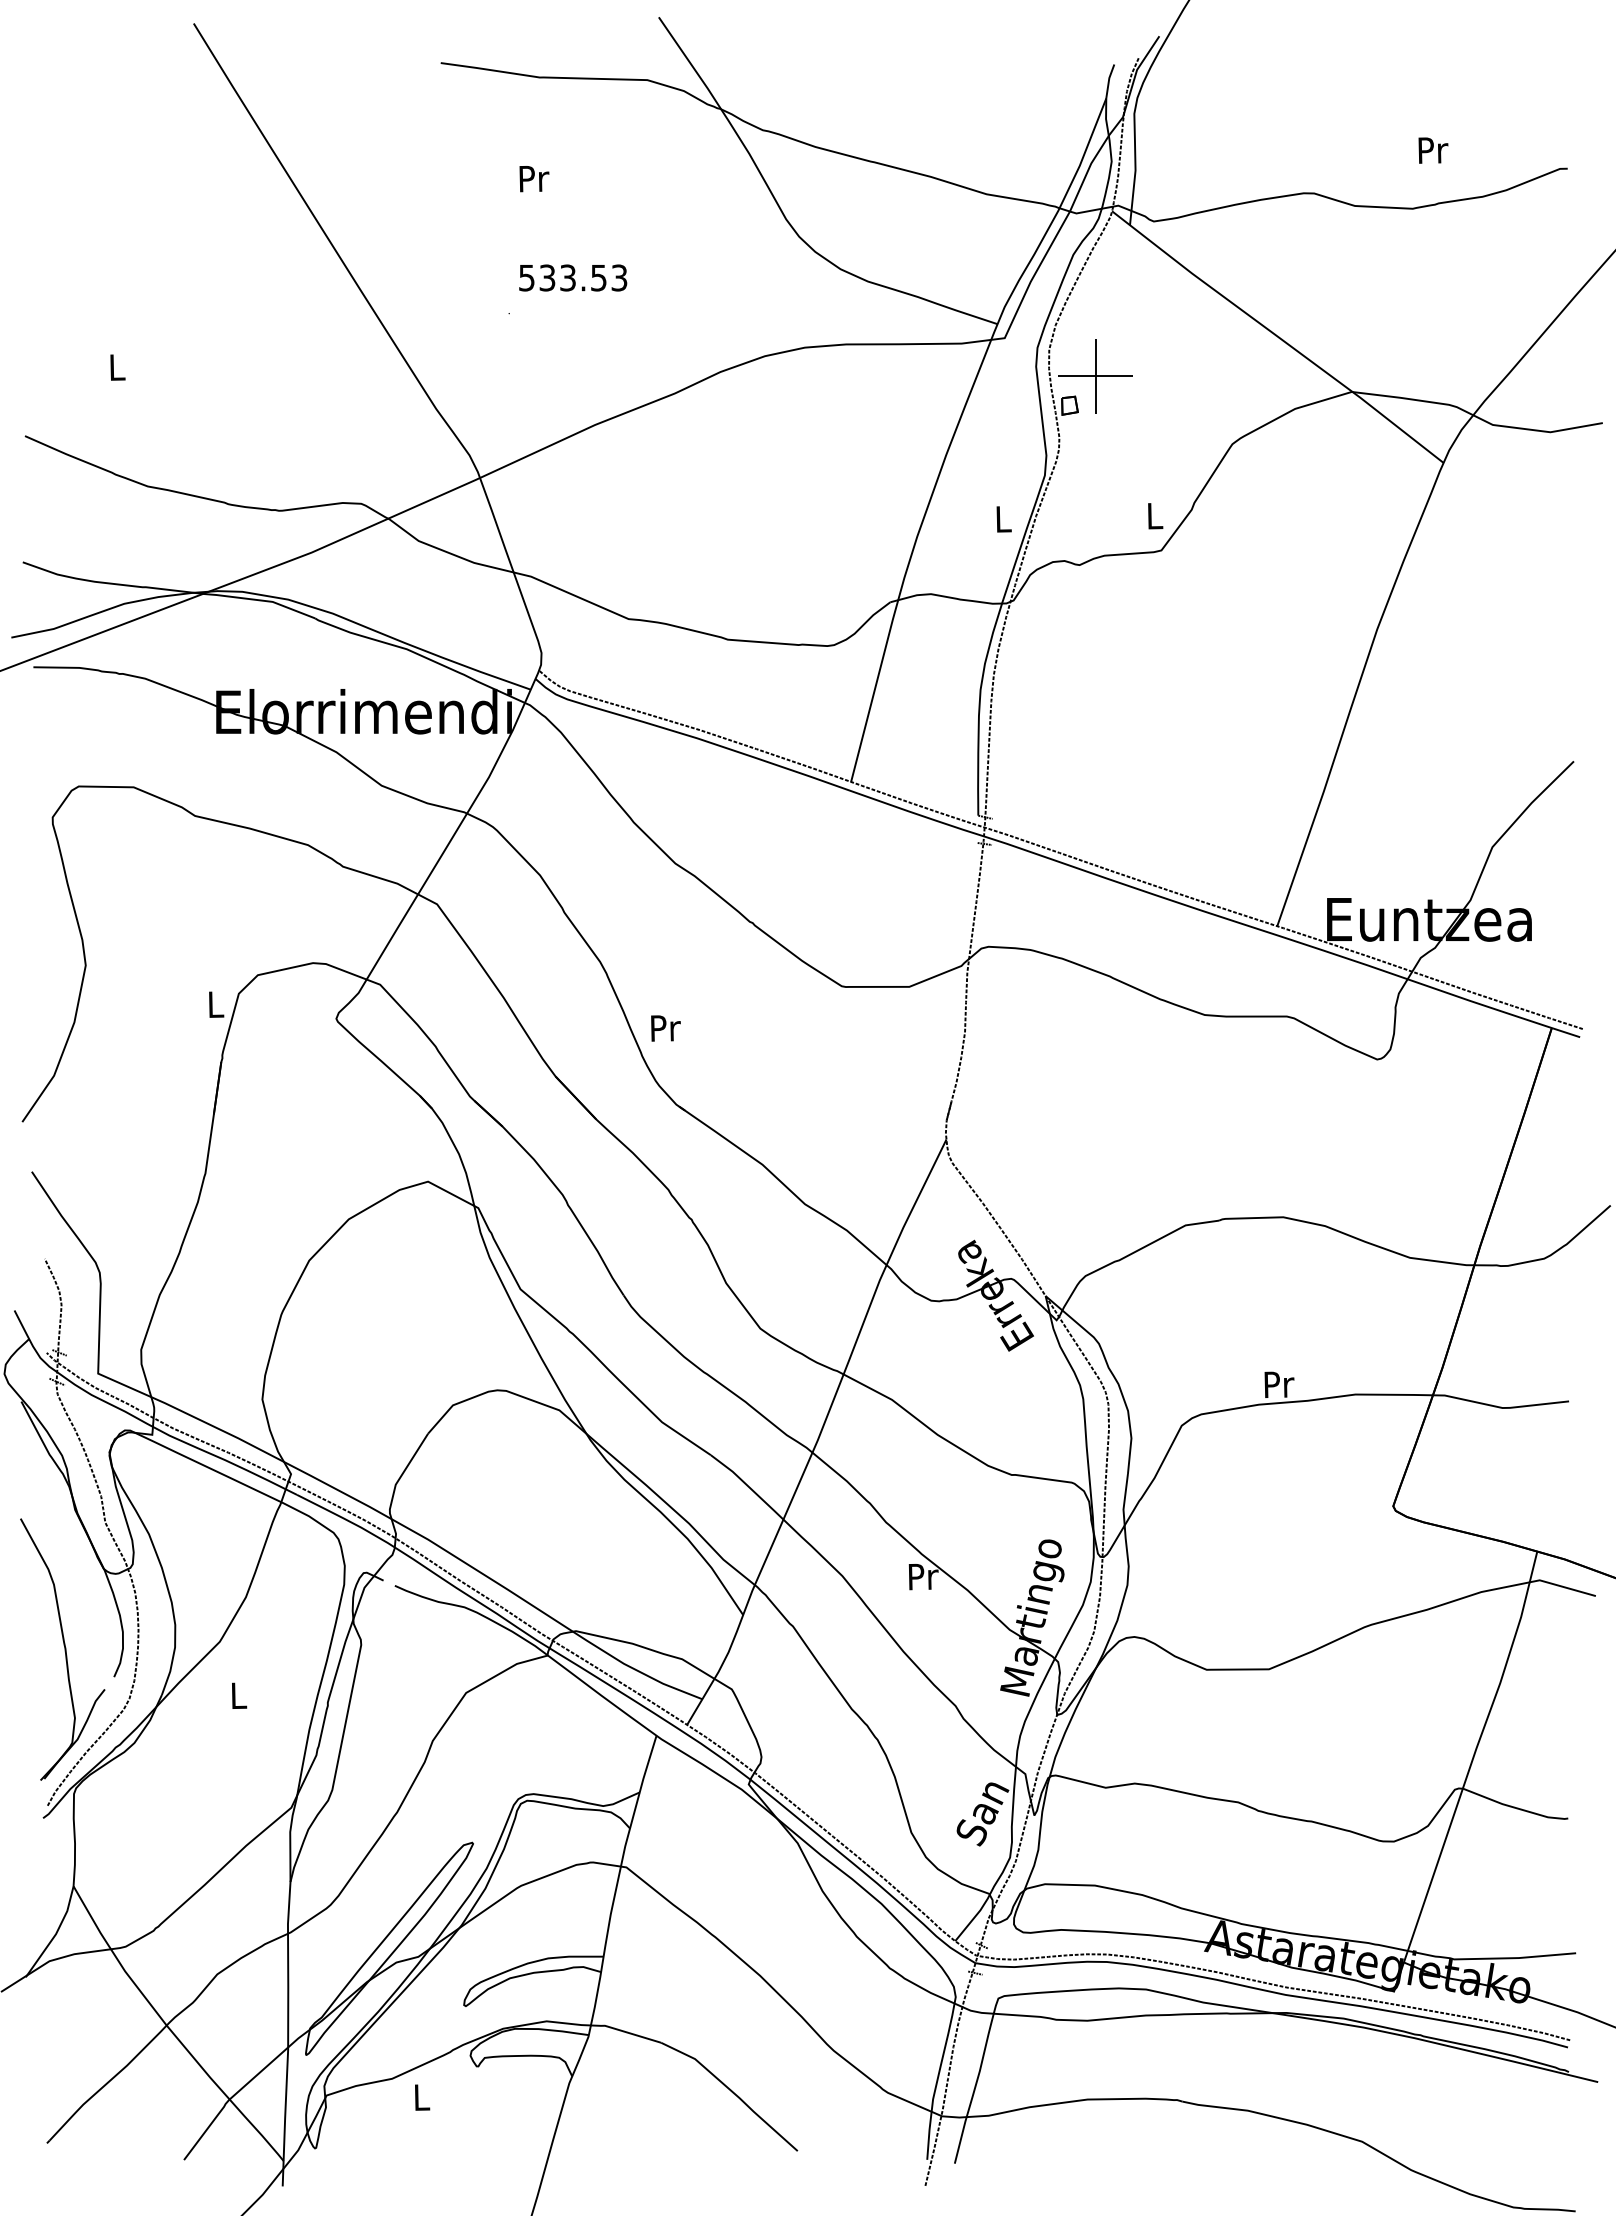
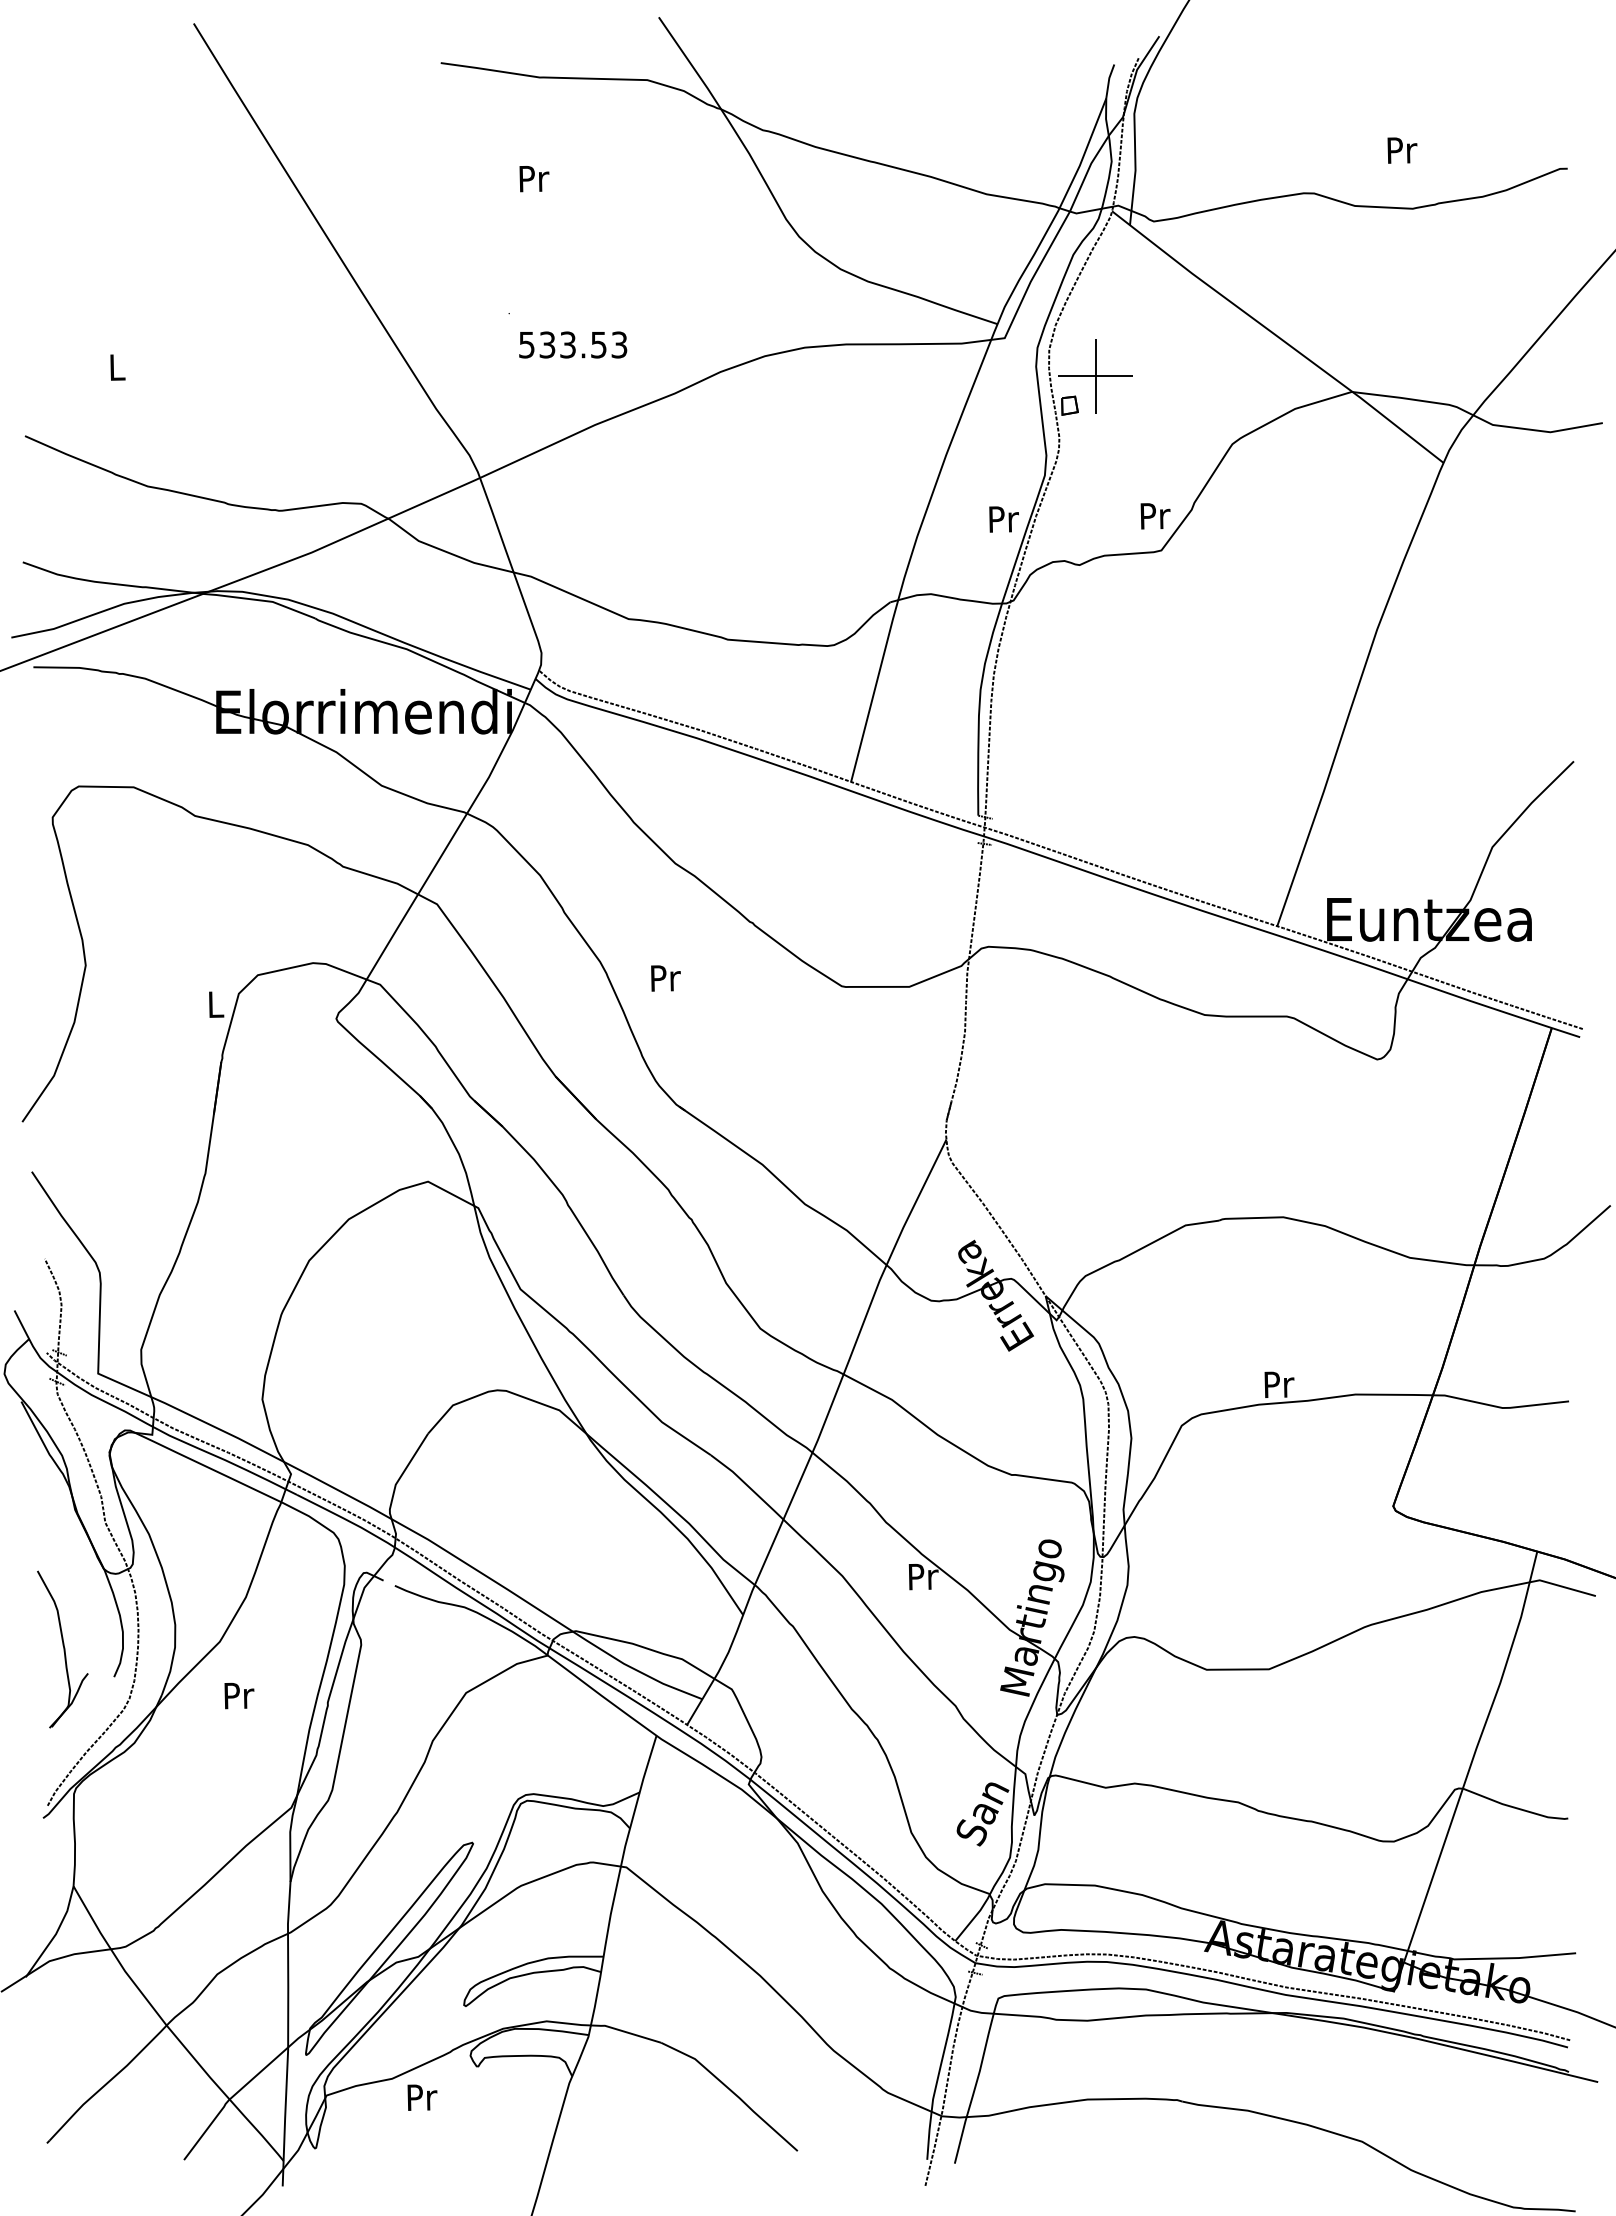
text position: (1433, 150) -> (1402, 150) (1402, 150)
text position: (573, 277) -> (573, 344) (573, 344)
text: L -> Pr (1155, 516)
text: L -> Pr (1003, 519)
text position: (665, 1028) -> (665, 978) (665, 978)
part size: 86x263 px -> 52x159 px (62, 1649)
text: L -> Pr (239, 1695)
text: L -> Pr (422, 2097)
